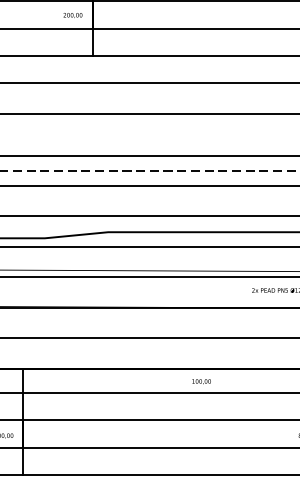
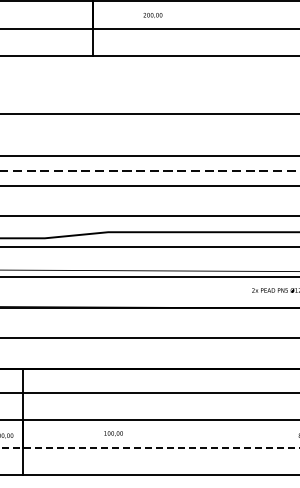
text position: (72, 15) -> (152, 15) (152, 15)
line: present -> none (149, 83)
text position: (201, 381) -> (113, 433) (113, 433)
line: solid -> dashed (149, 447)
